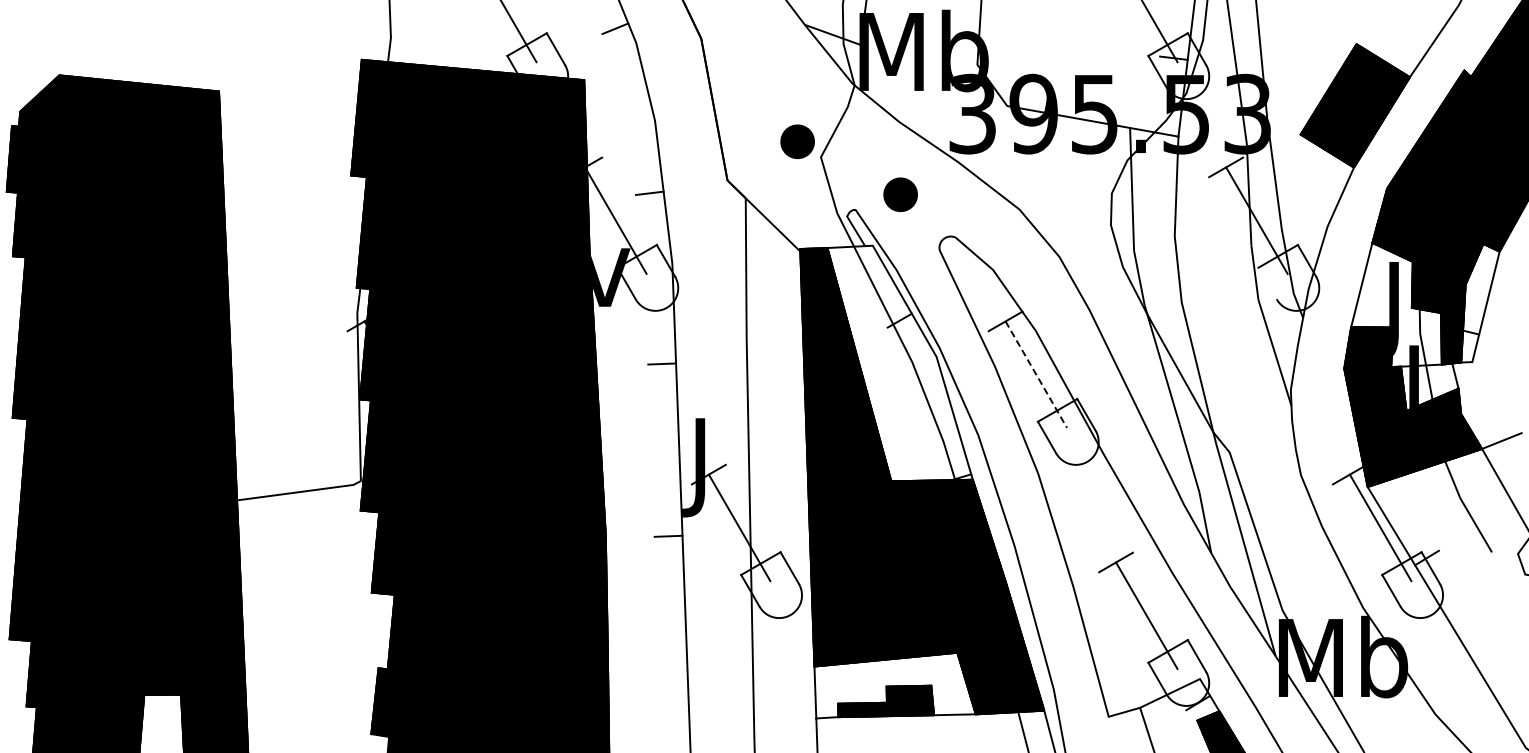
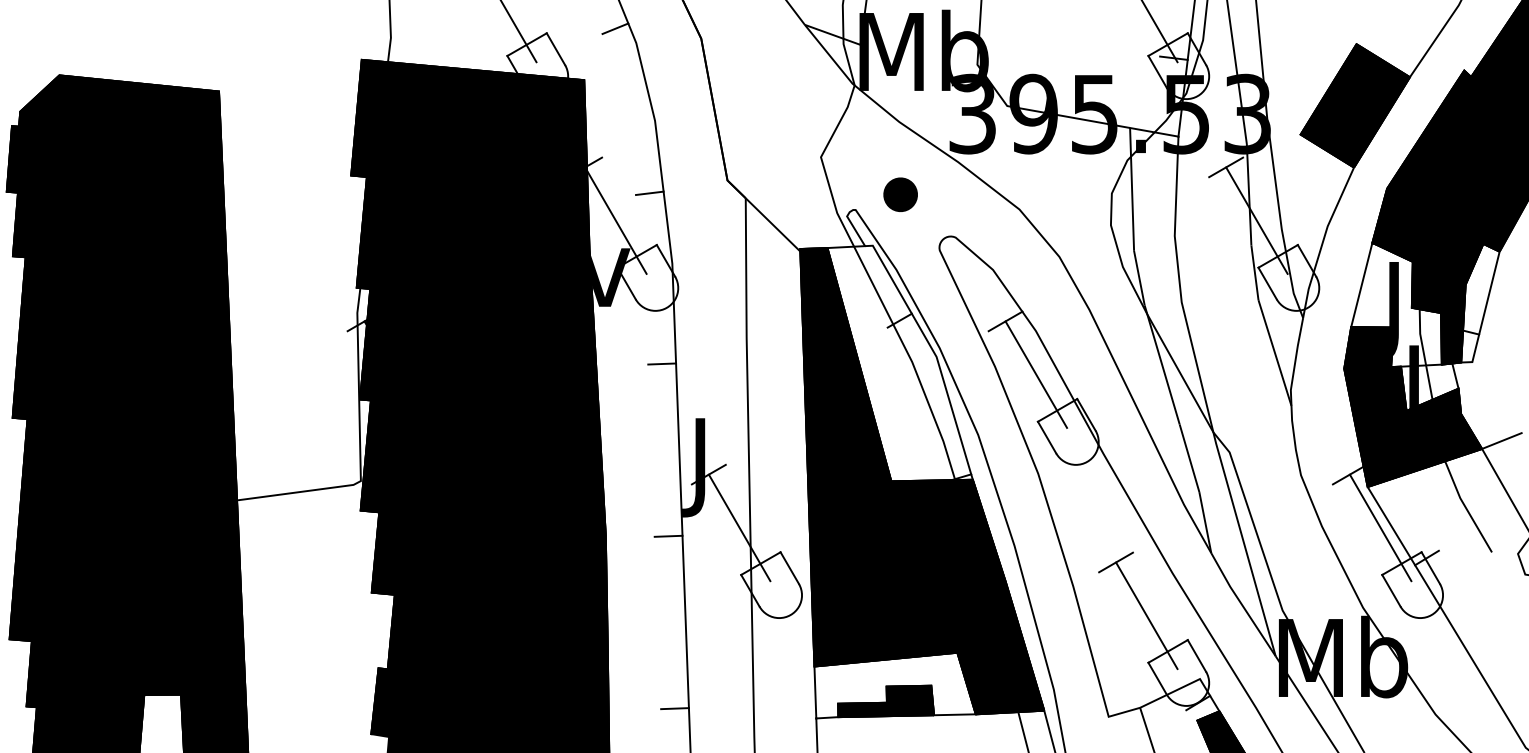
part: present -> none (797, 141)
line: none -> present (1267, 283)
line: dashed -> solid (1036, 375)
line: none -> present (674, 708)
